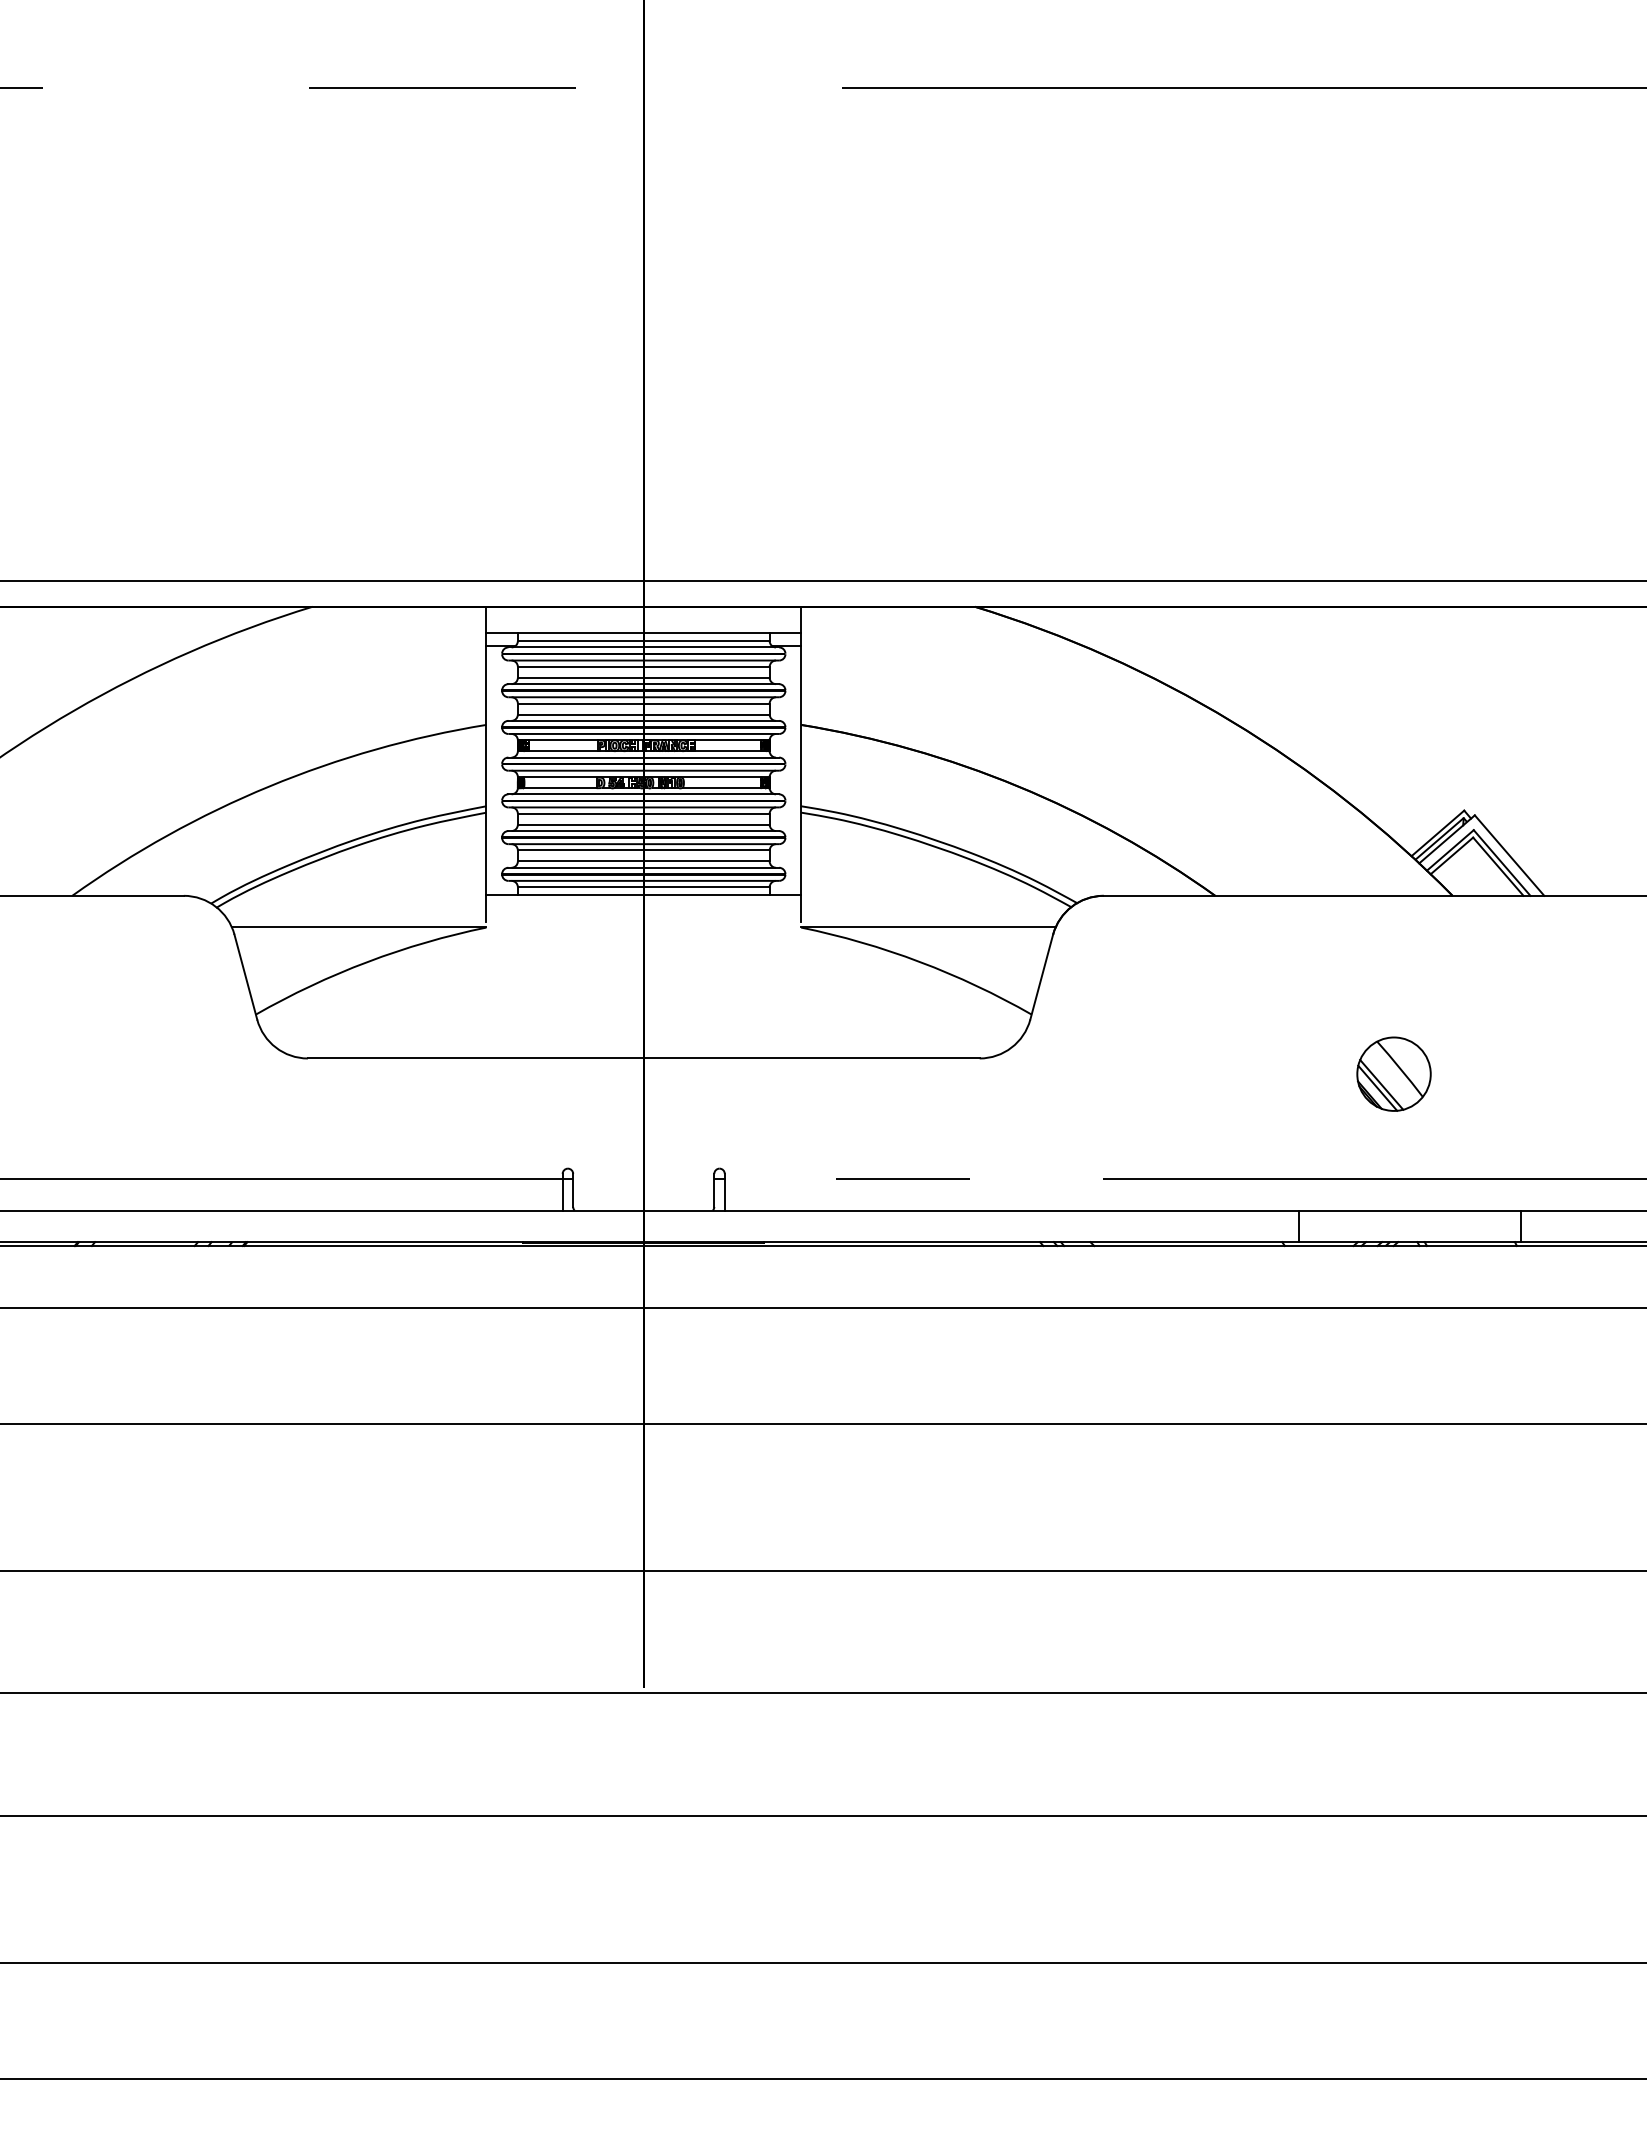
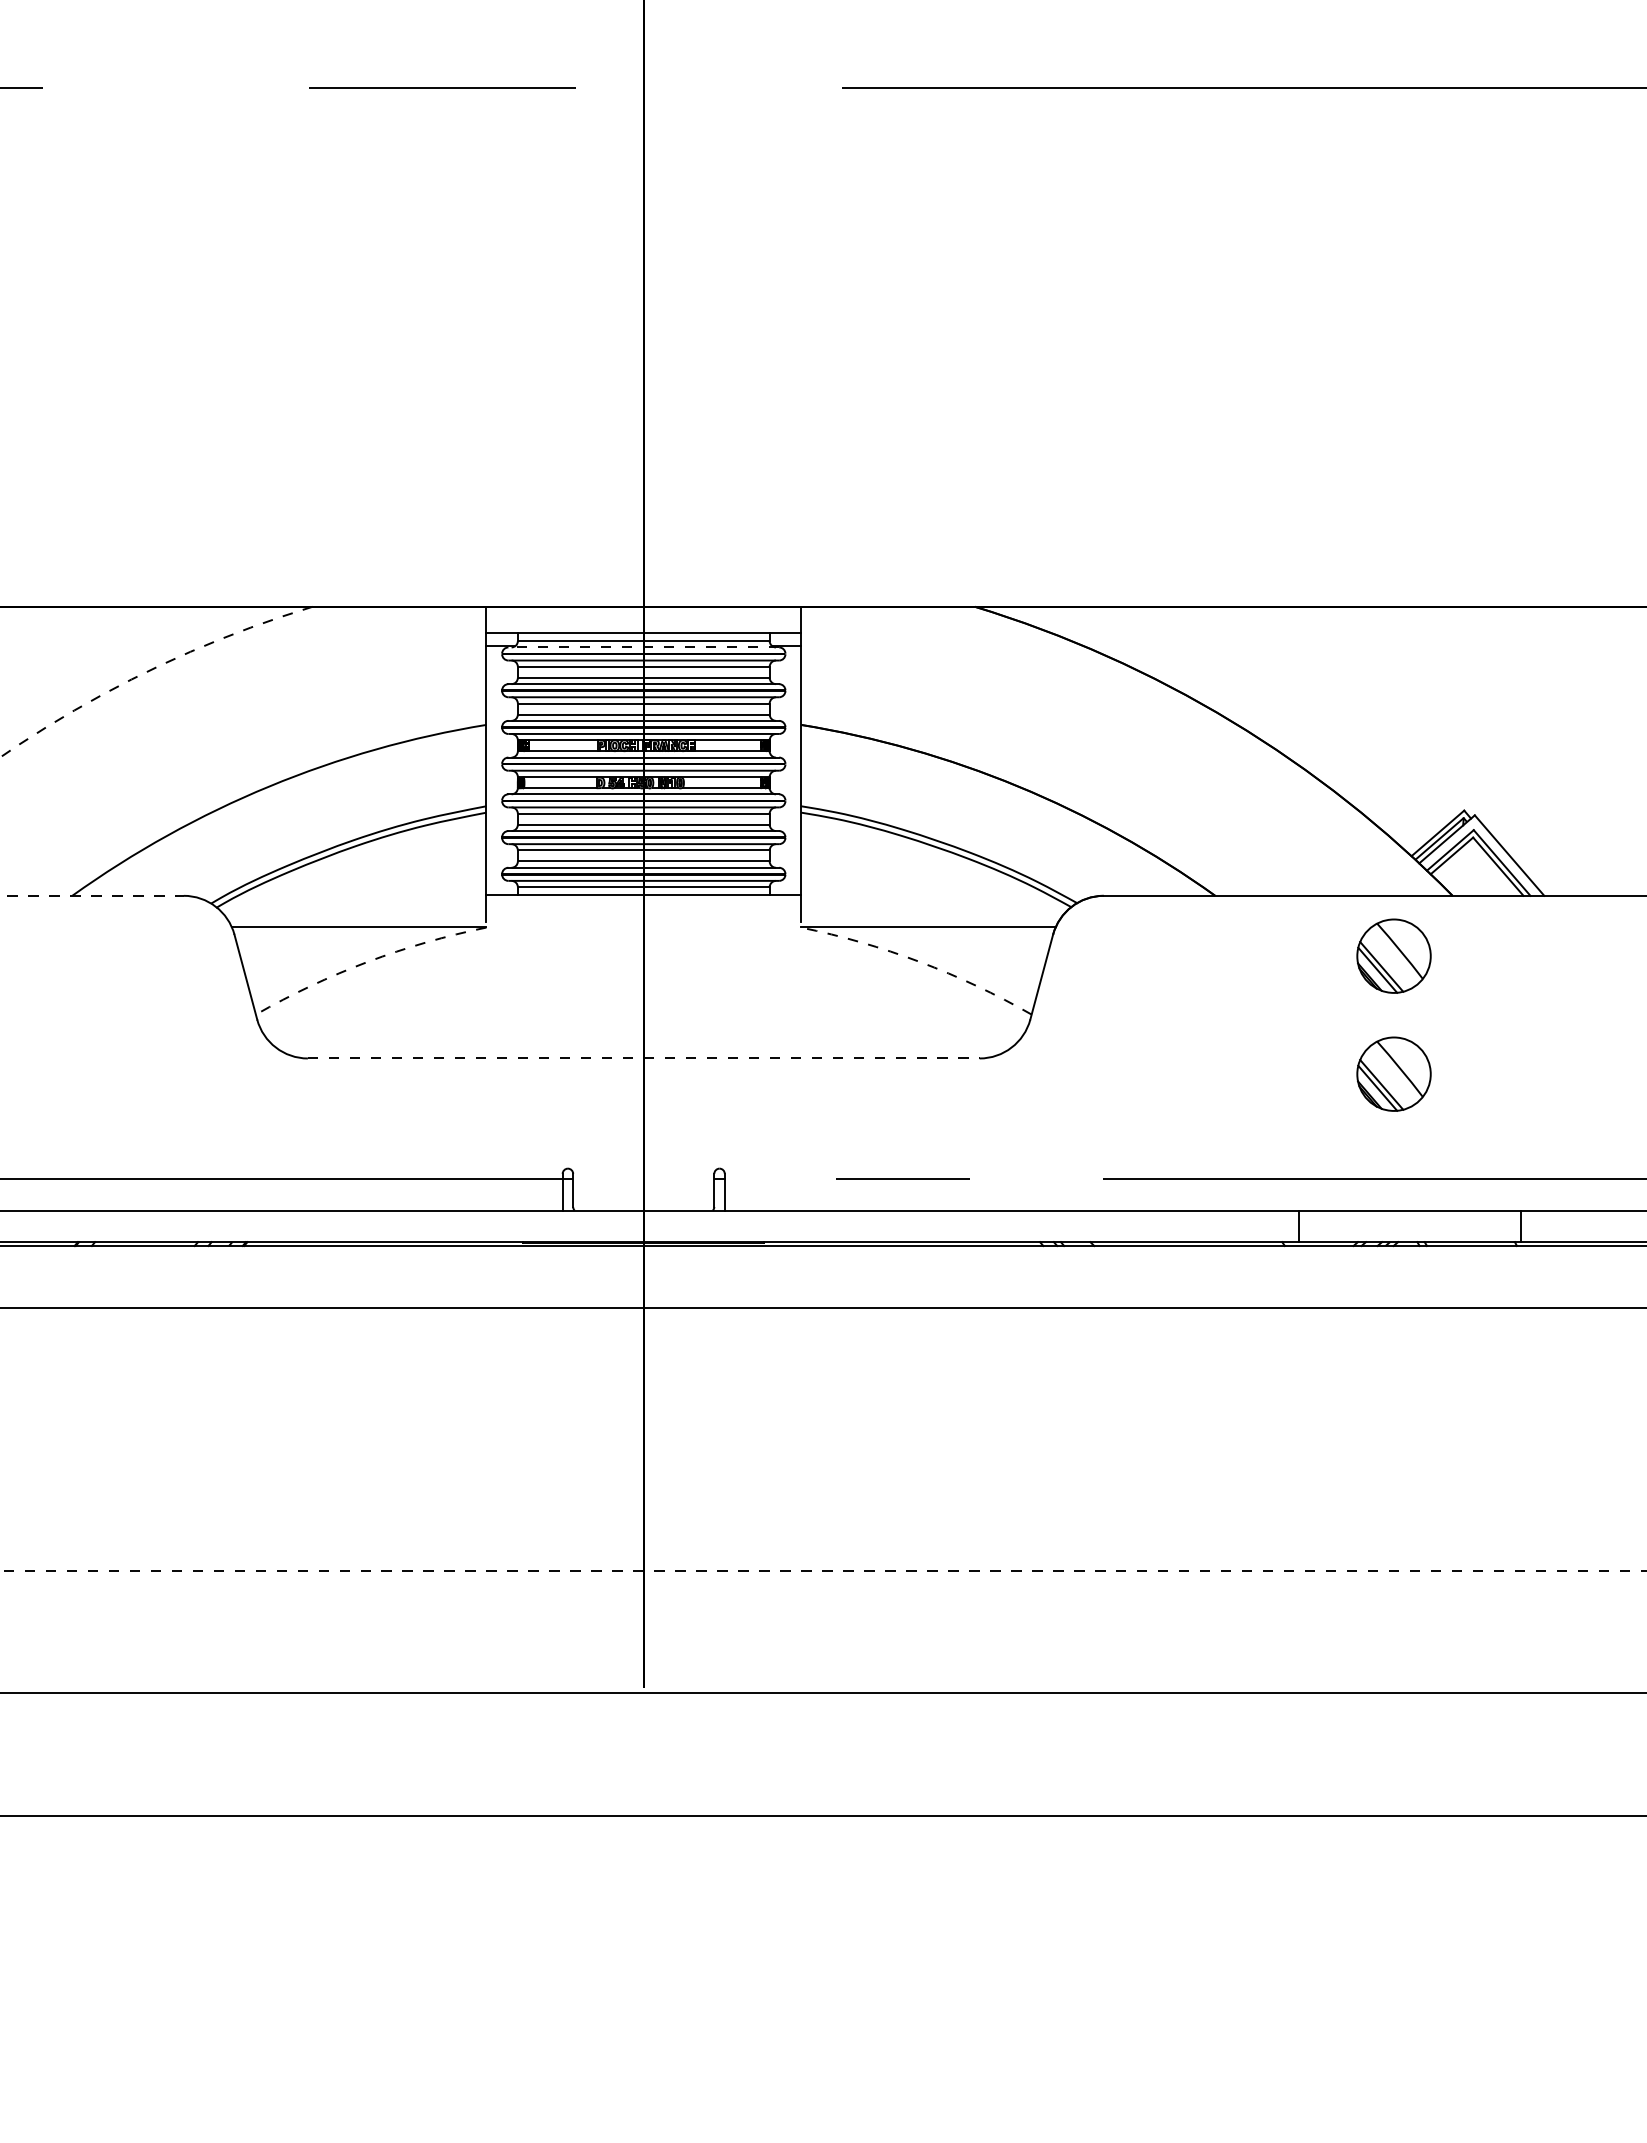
line: present -> none (822, 580)
line: solid -> dashed (643, 647)
arc: solid -> dashed (150, 670)
line: solid -> dashed (92, 895)
part: none -> present (1393, 955)
arc: solid -> dashed (367, 961)
arc: solid -> dashed (919, 961)
line: solid -> dashed (643, 1058)
line: present -> none (822, 1424)
line: solid -> dashed (823, 1571)
line: present -> none (822, 1962)
line: present -> none (822, 2078)
